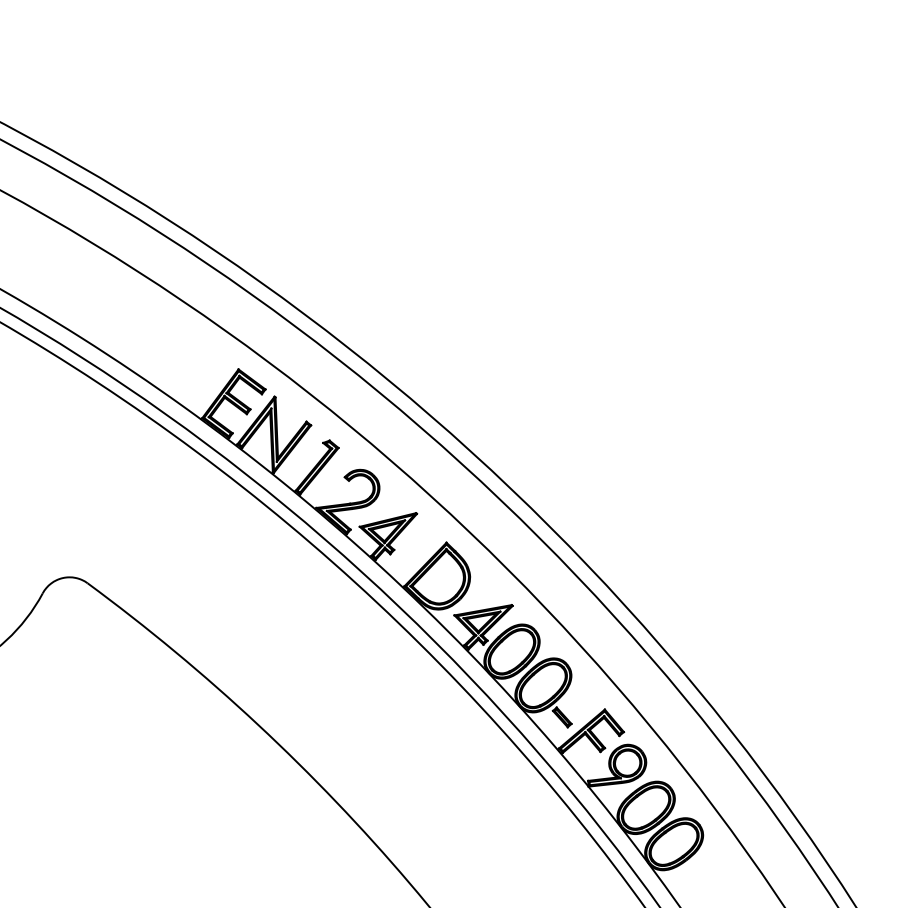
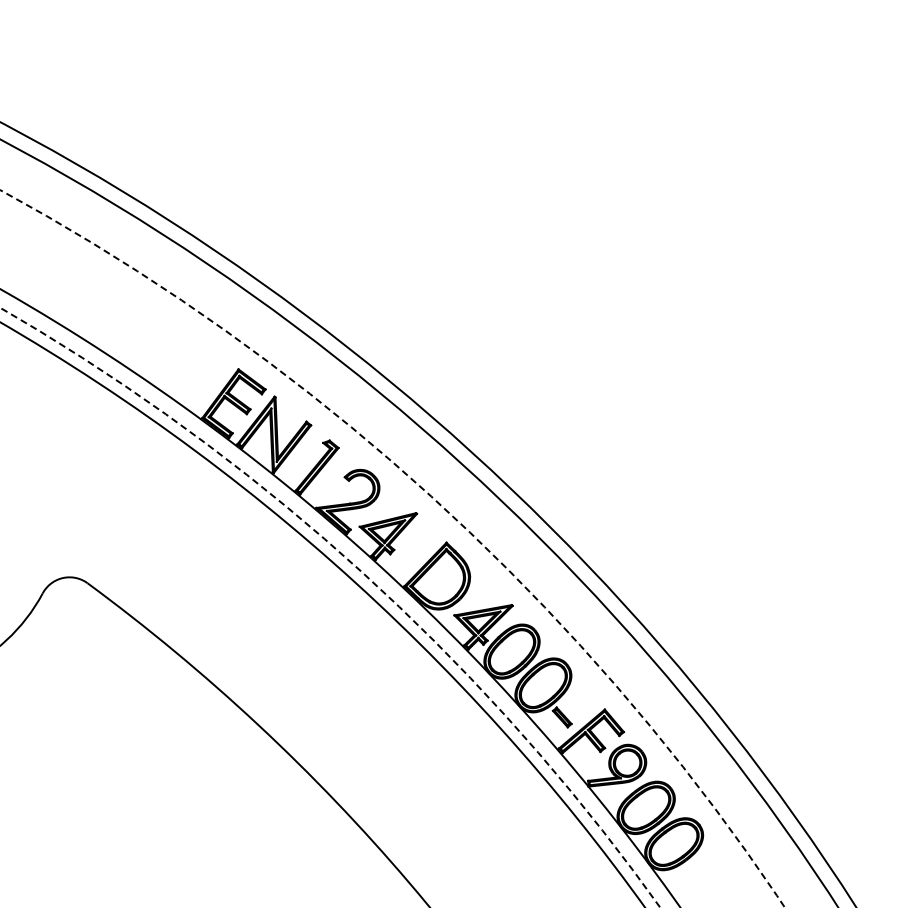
circle: solid -> dashed (392, 548)
circle: solid -> dashed (330, 607)
